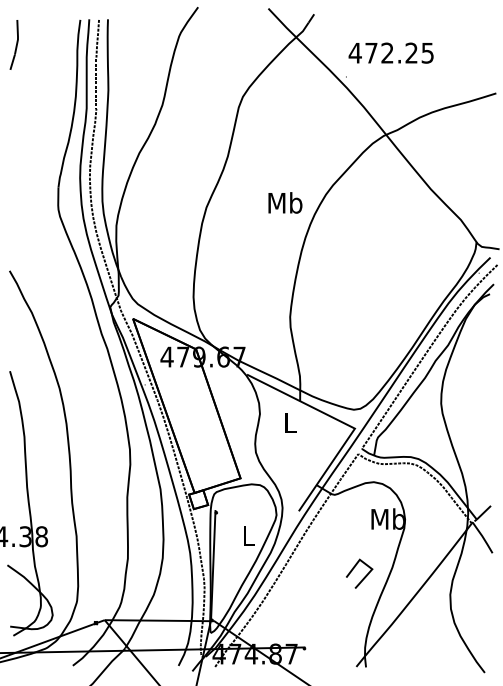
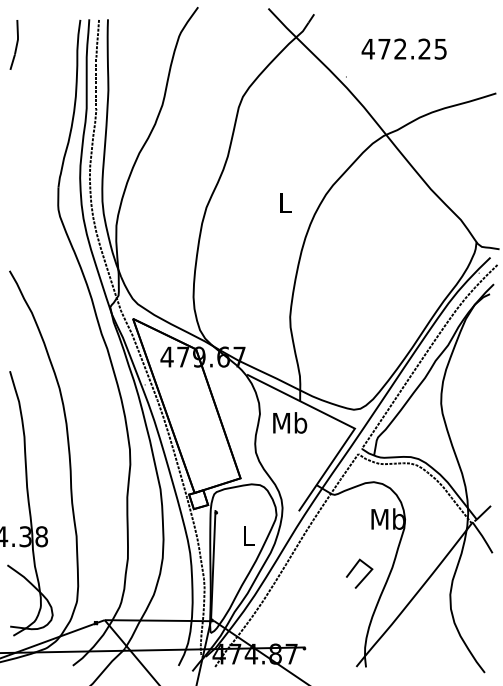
text position: (390, 52) -> (403, 48) (403, 48)
text: Mb -> L (285, 202)
text: L -> Mb (290, 422)
